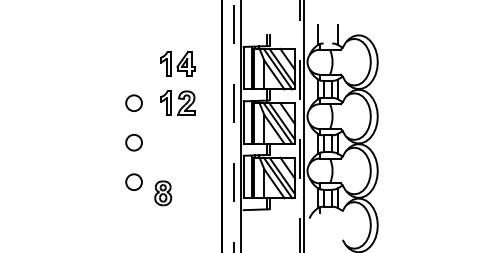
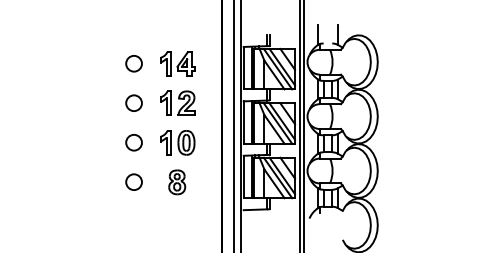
circle: none -> present (133, 63)
line: dashed -> solid (233, 126)
line: dashed -> solid (299, 126)
part: none -> present (177, 142)
part position: (163, 193) -> (177, 182) (177, 182)
